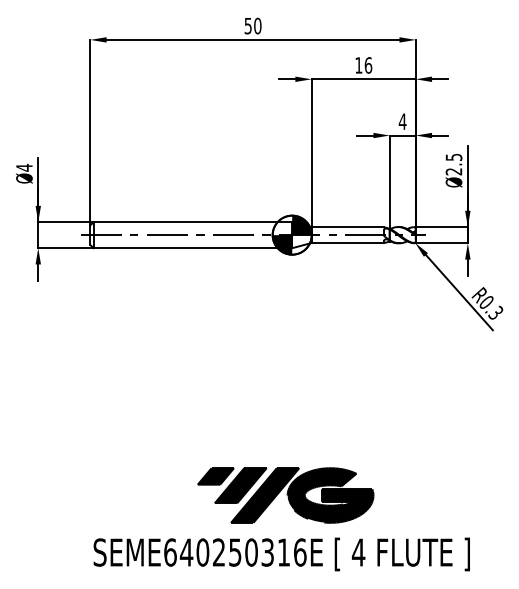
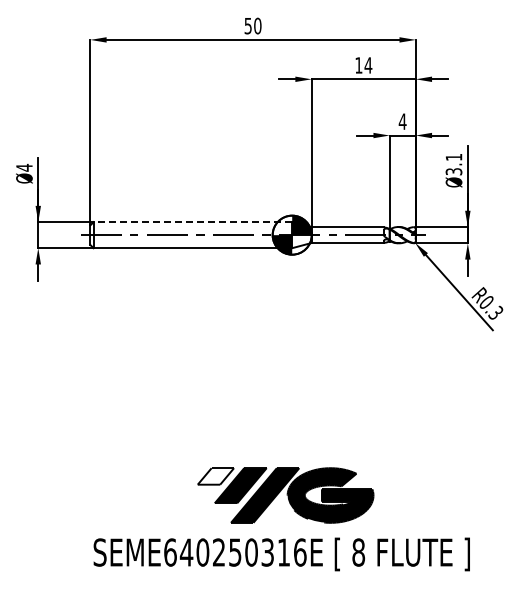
text: 16 -> 14 (368, 65)
text: Ø2.5 -> Ø3.1 (453, 164)
line: solid -> dashed (192, 222)
fill: present -> none (215, 476)
text: 4 -> 8 (358, 552)
